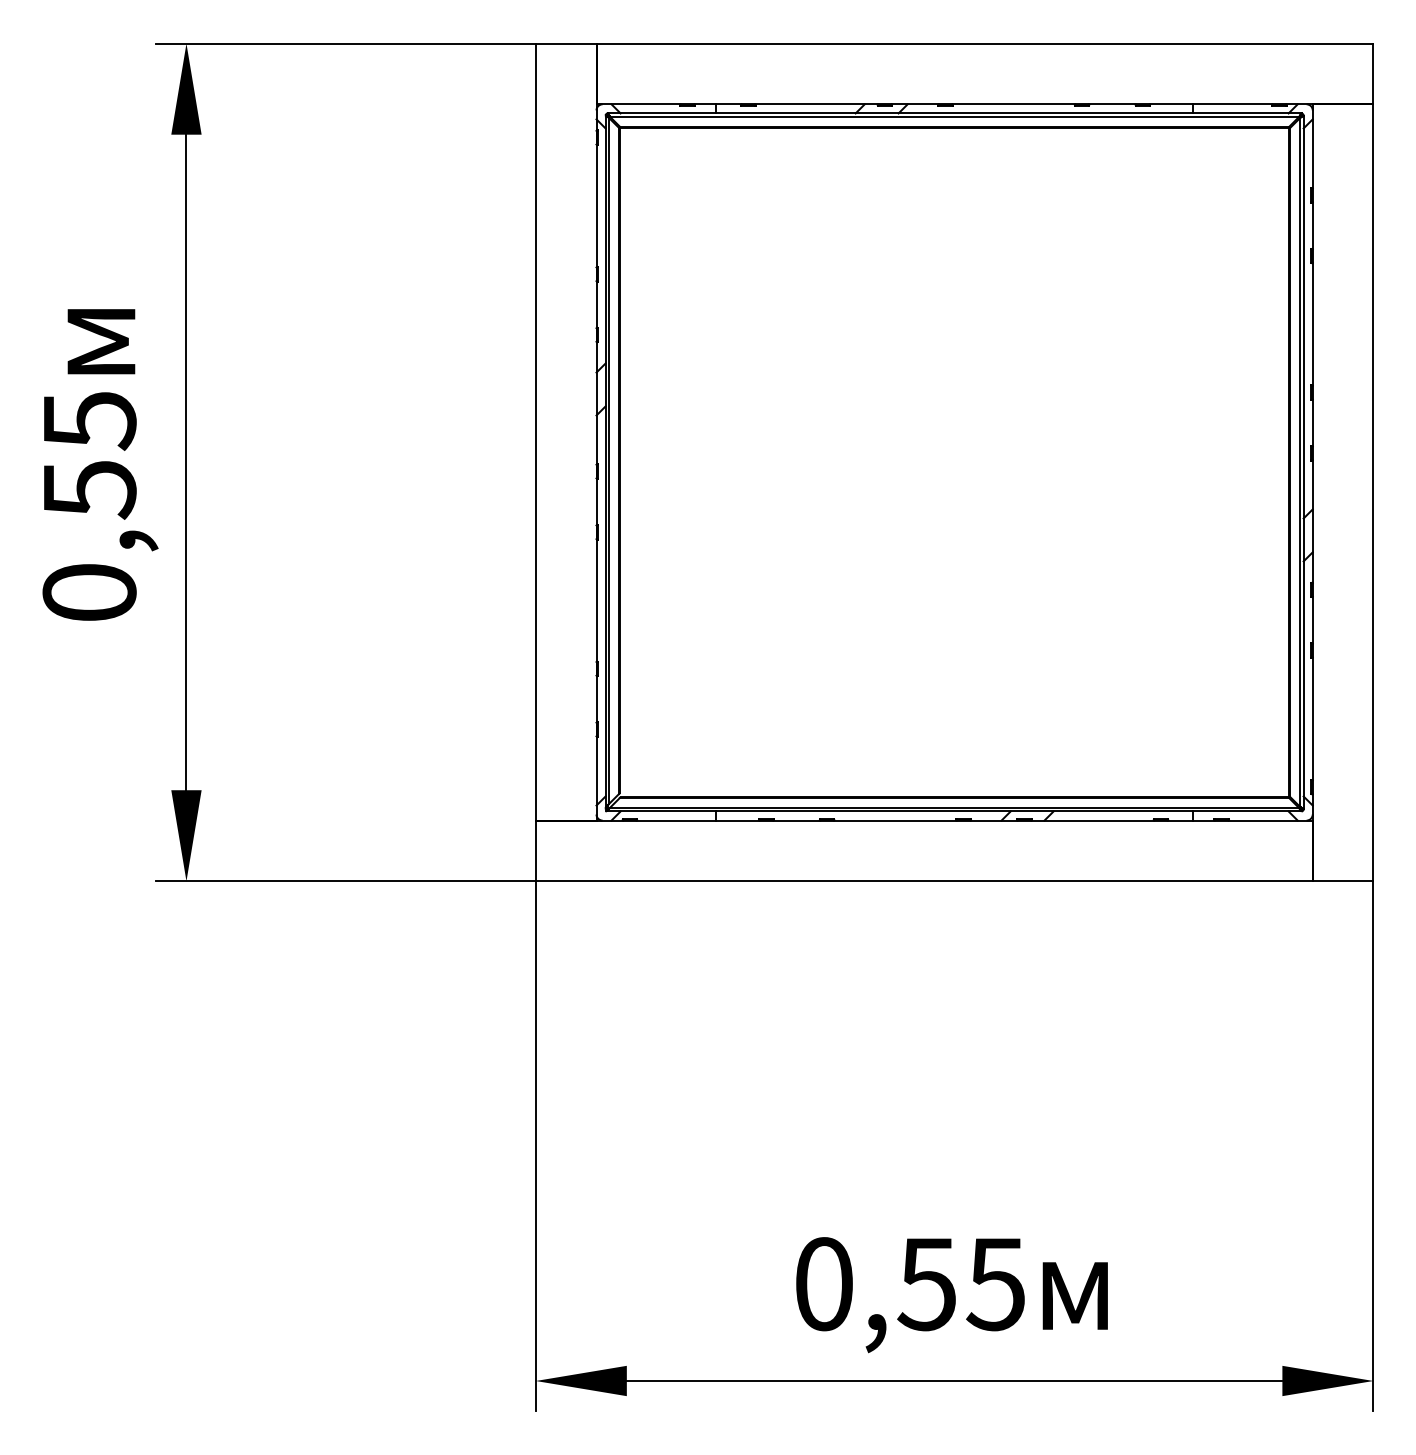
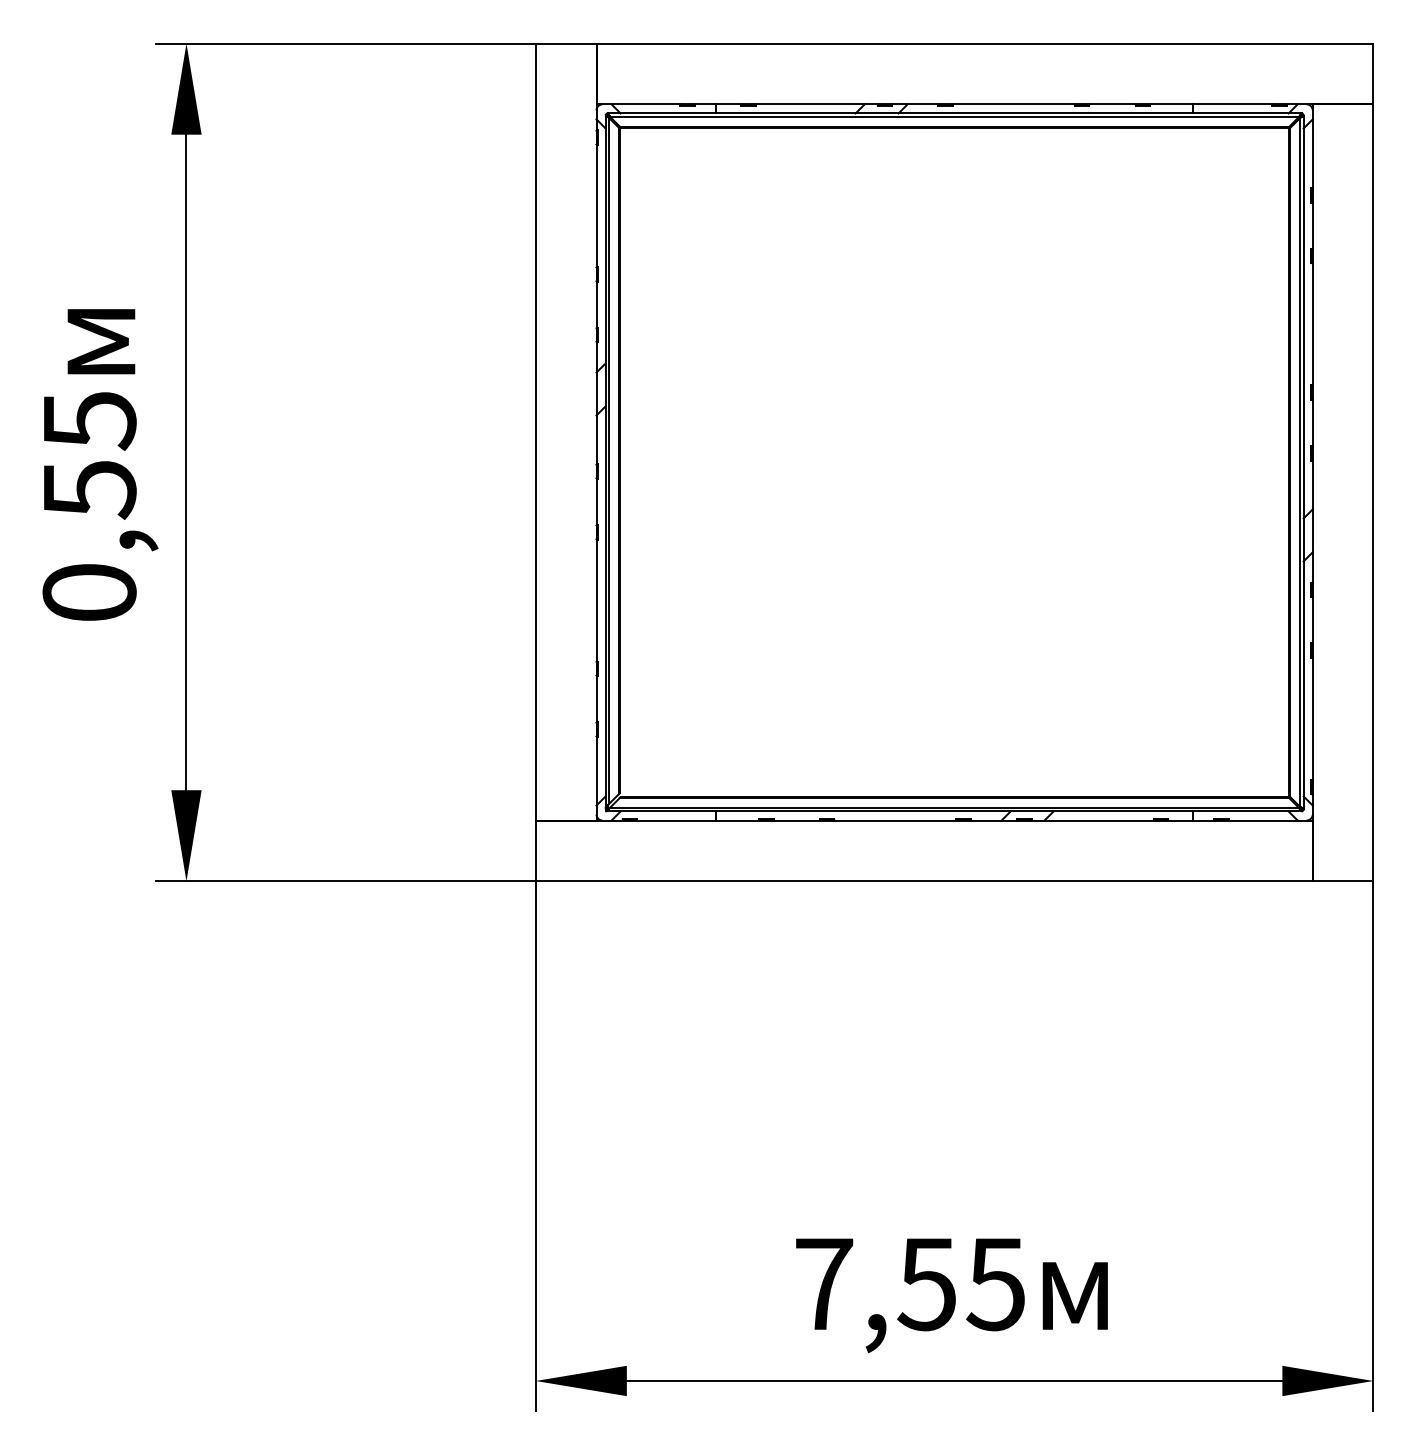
text: 0,55 -> 7,55 (824, 1284)
